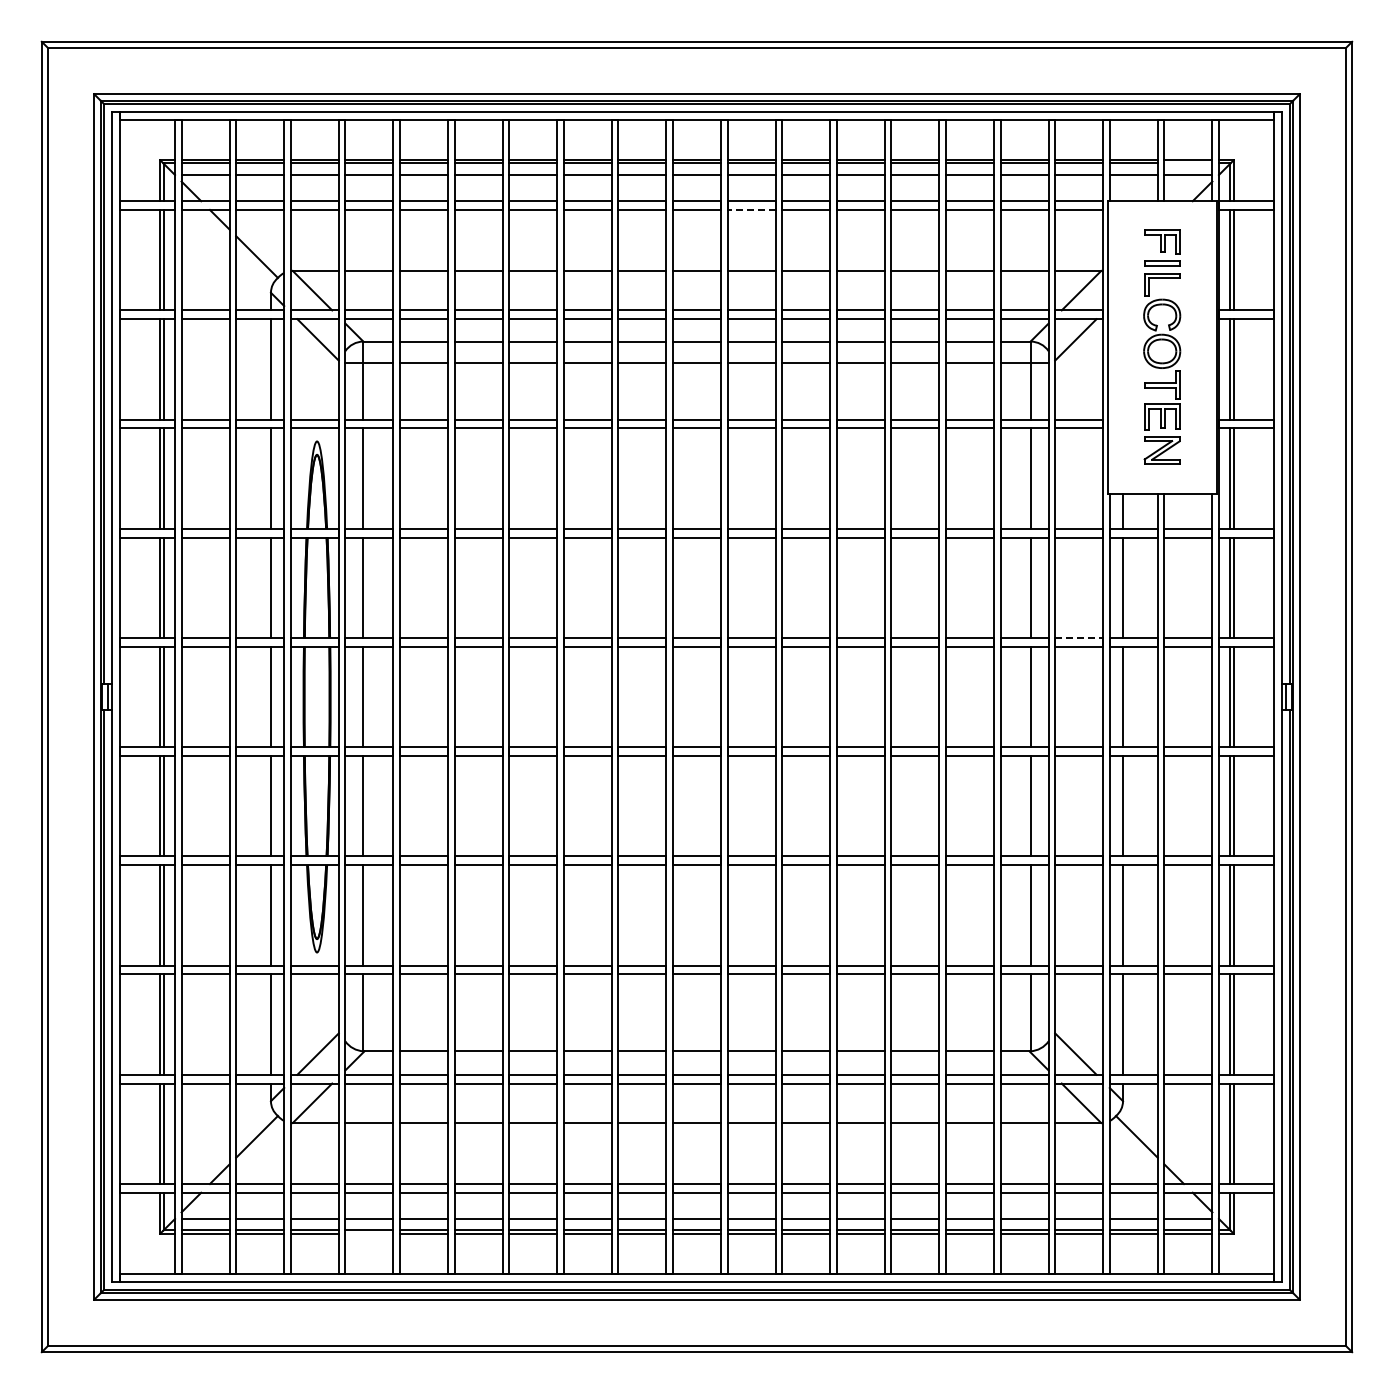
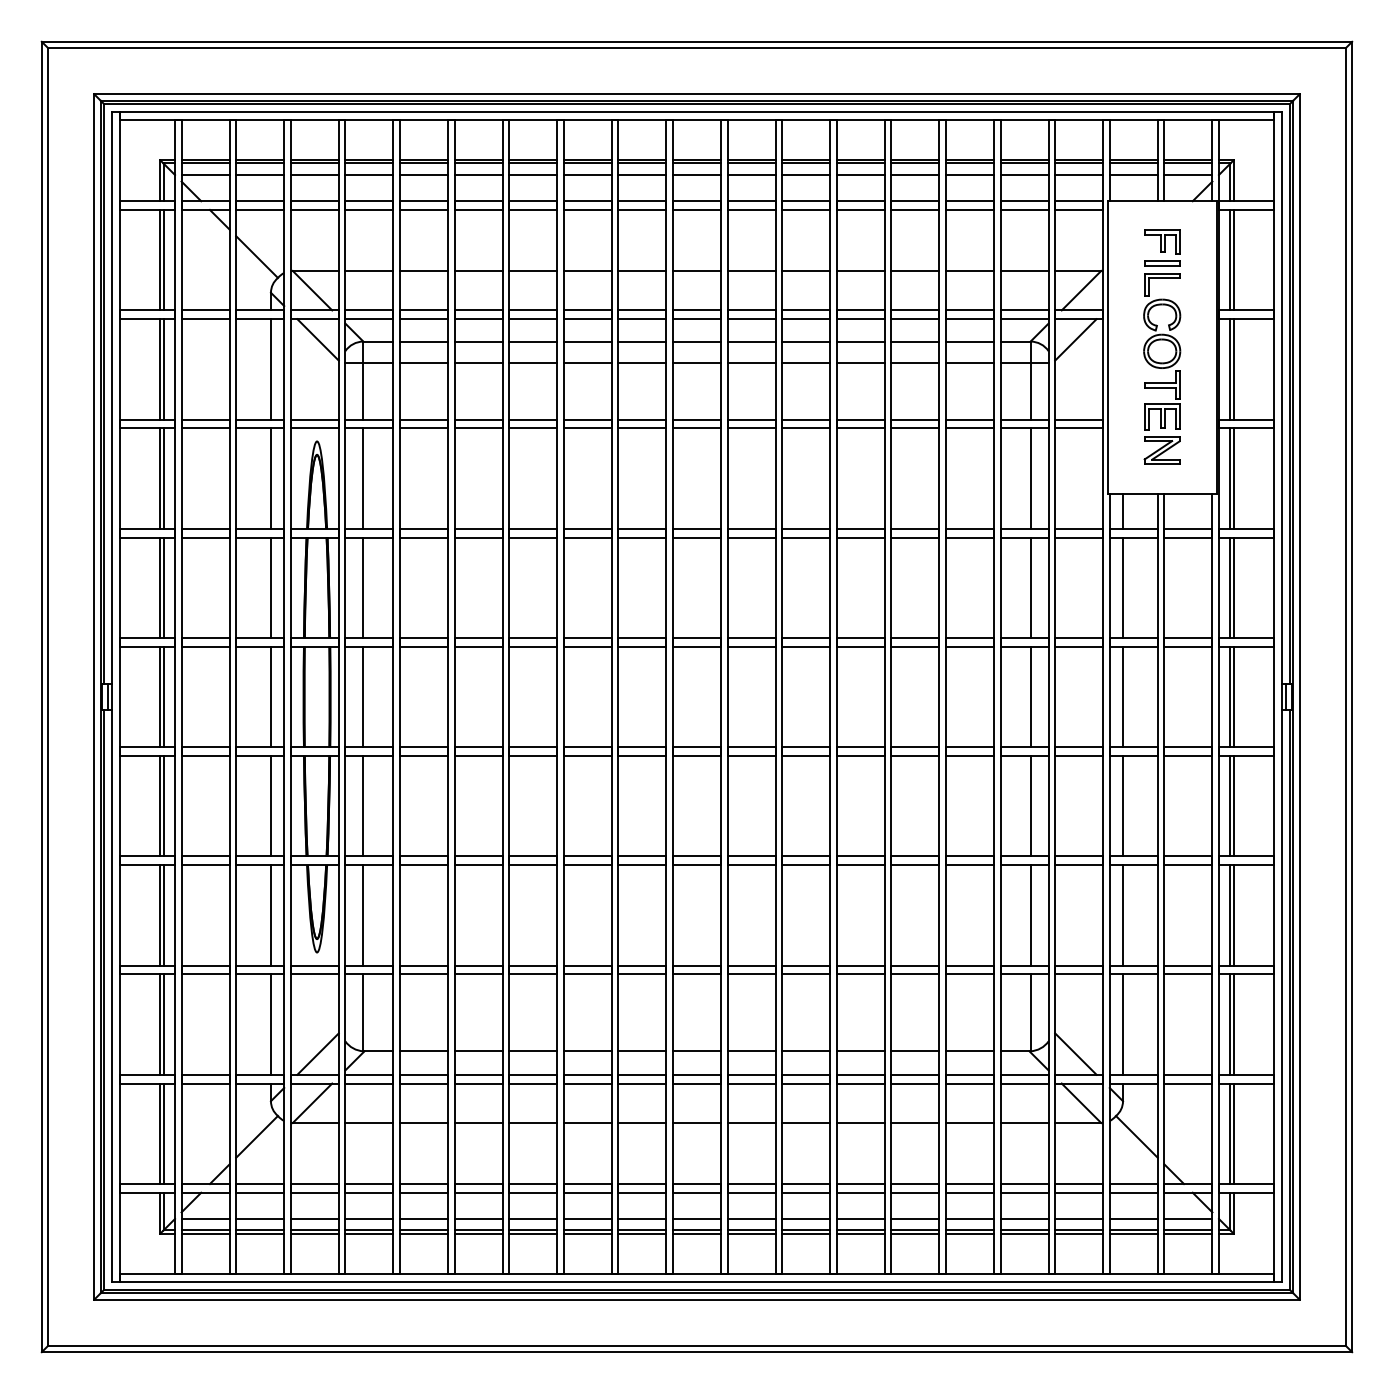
line: none -> present (1188, 163)
line: dashed -> solid (751, 209)
line: dashed -> solid (1079, 638)
line: none -> present (369, 1233)
